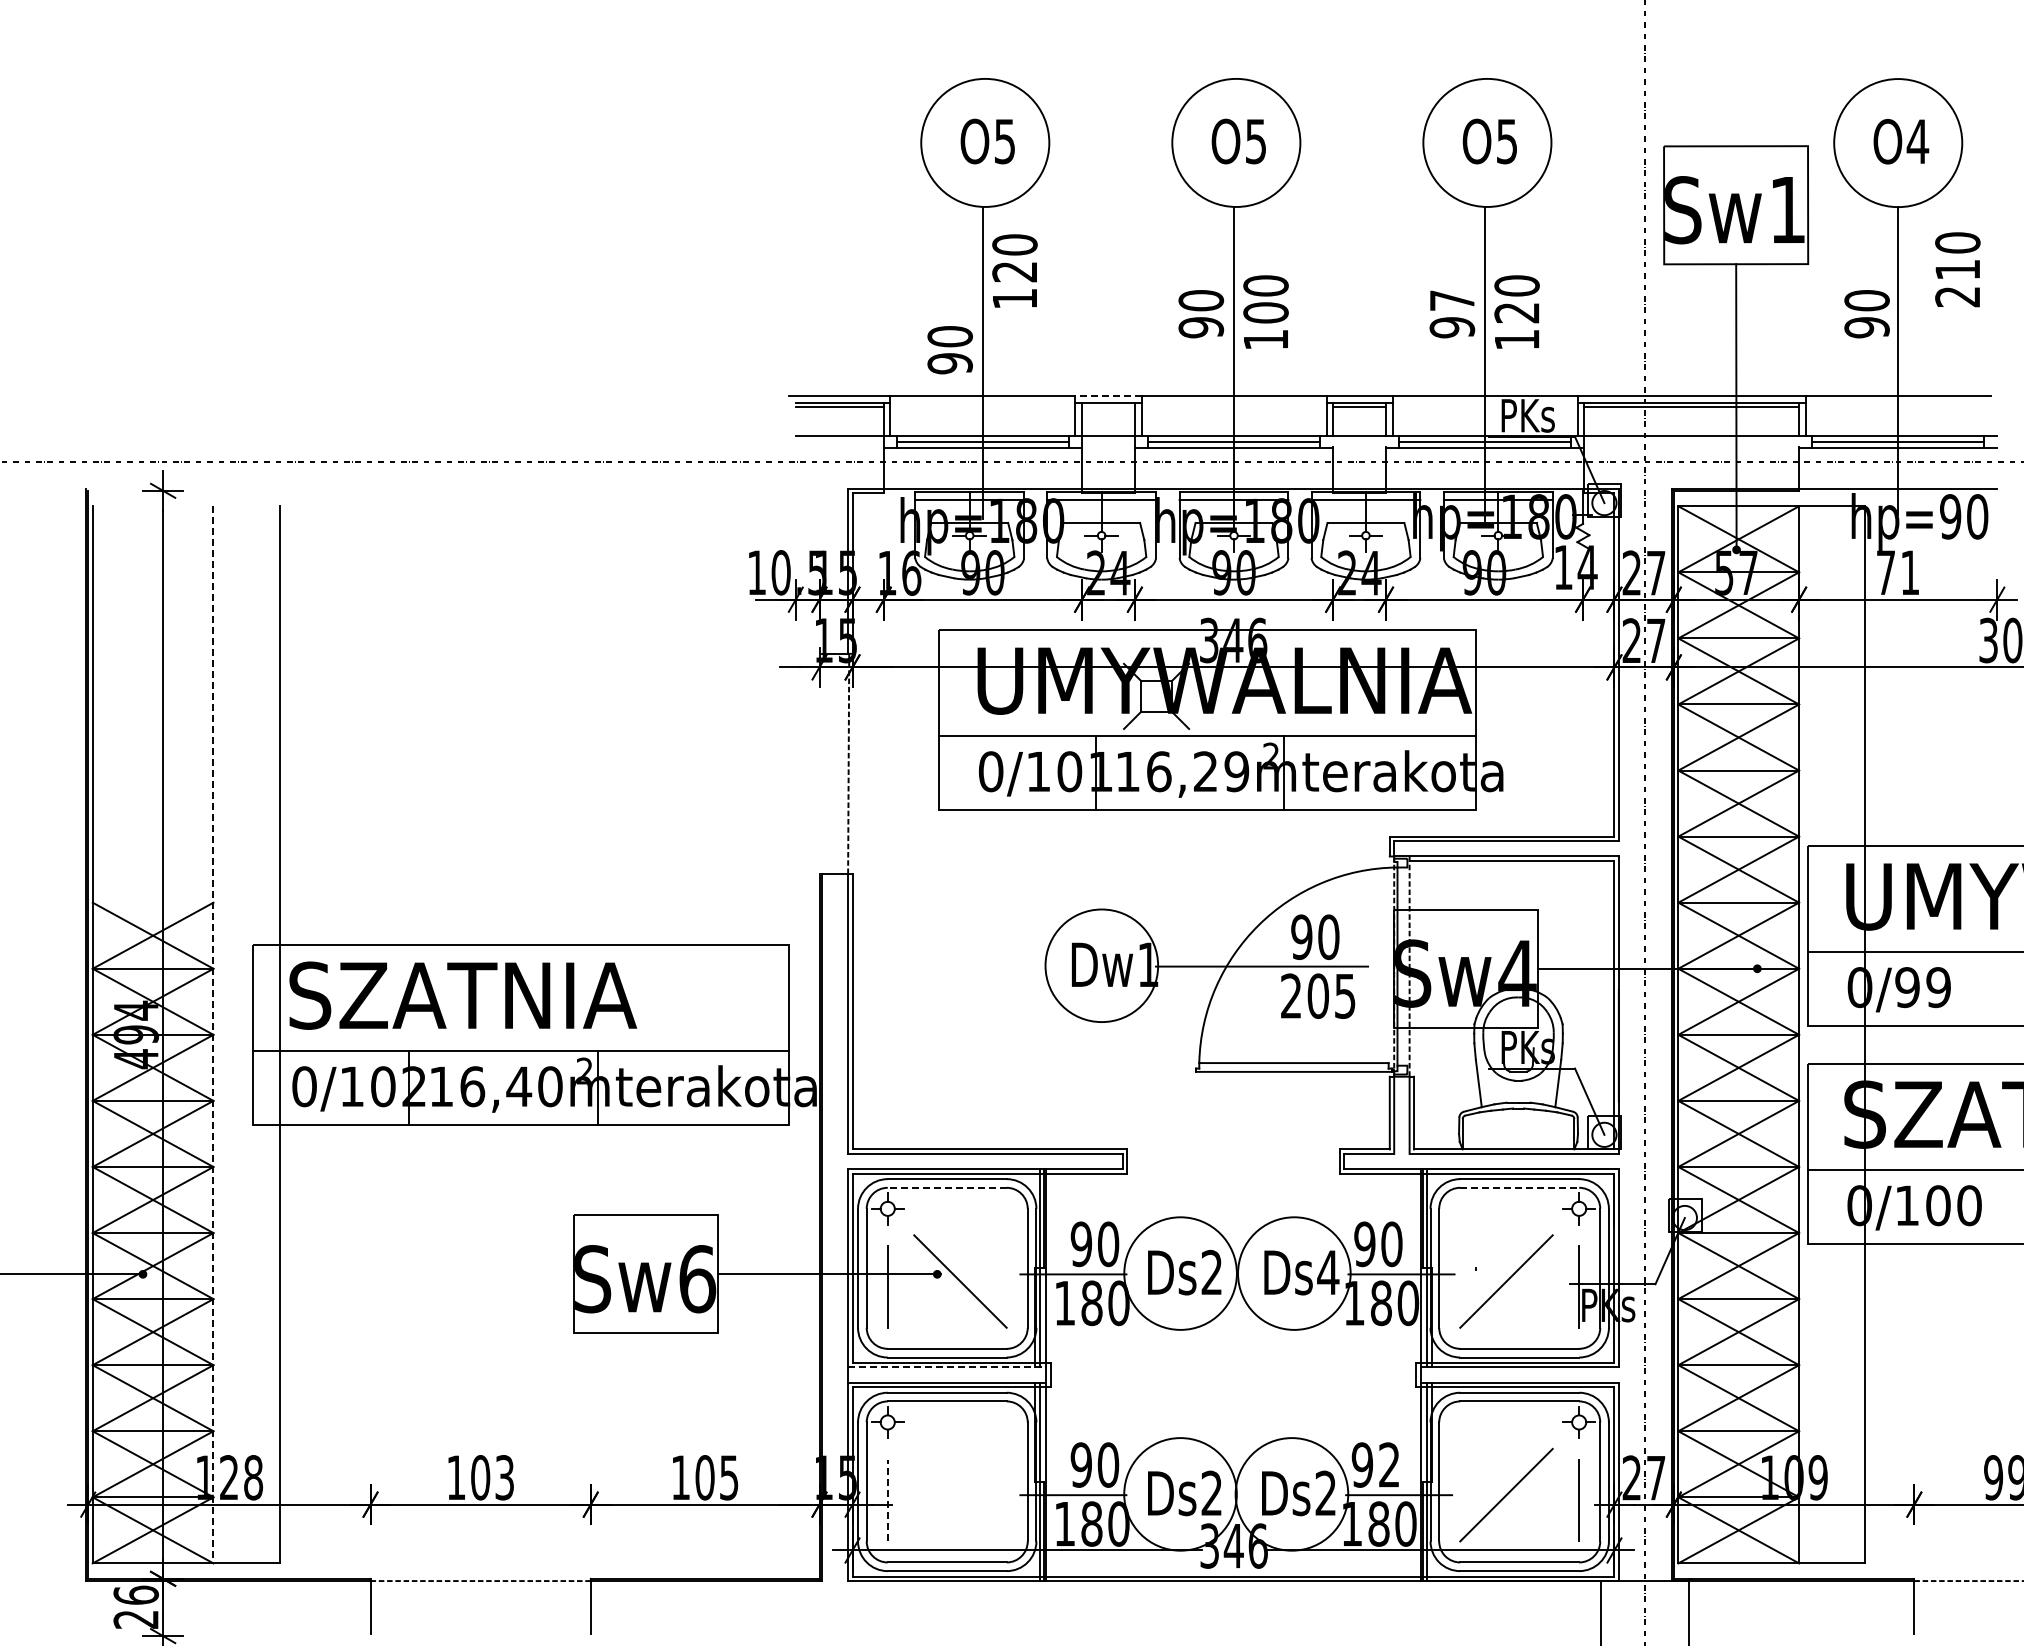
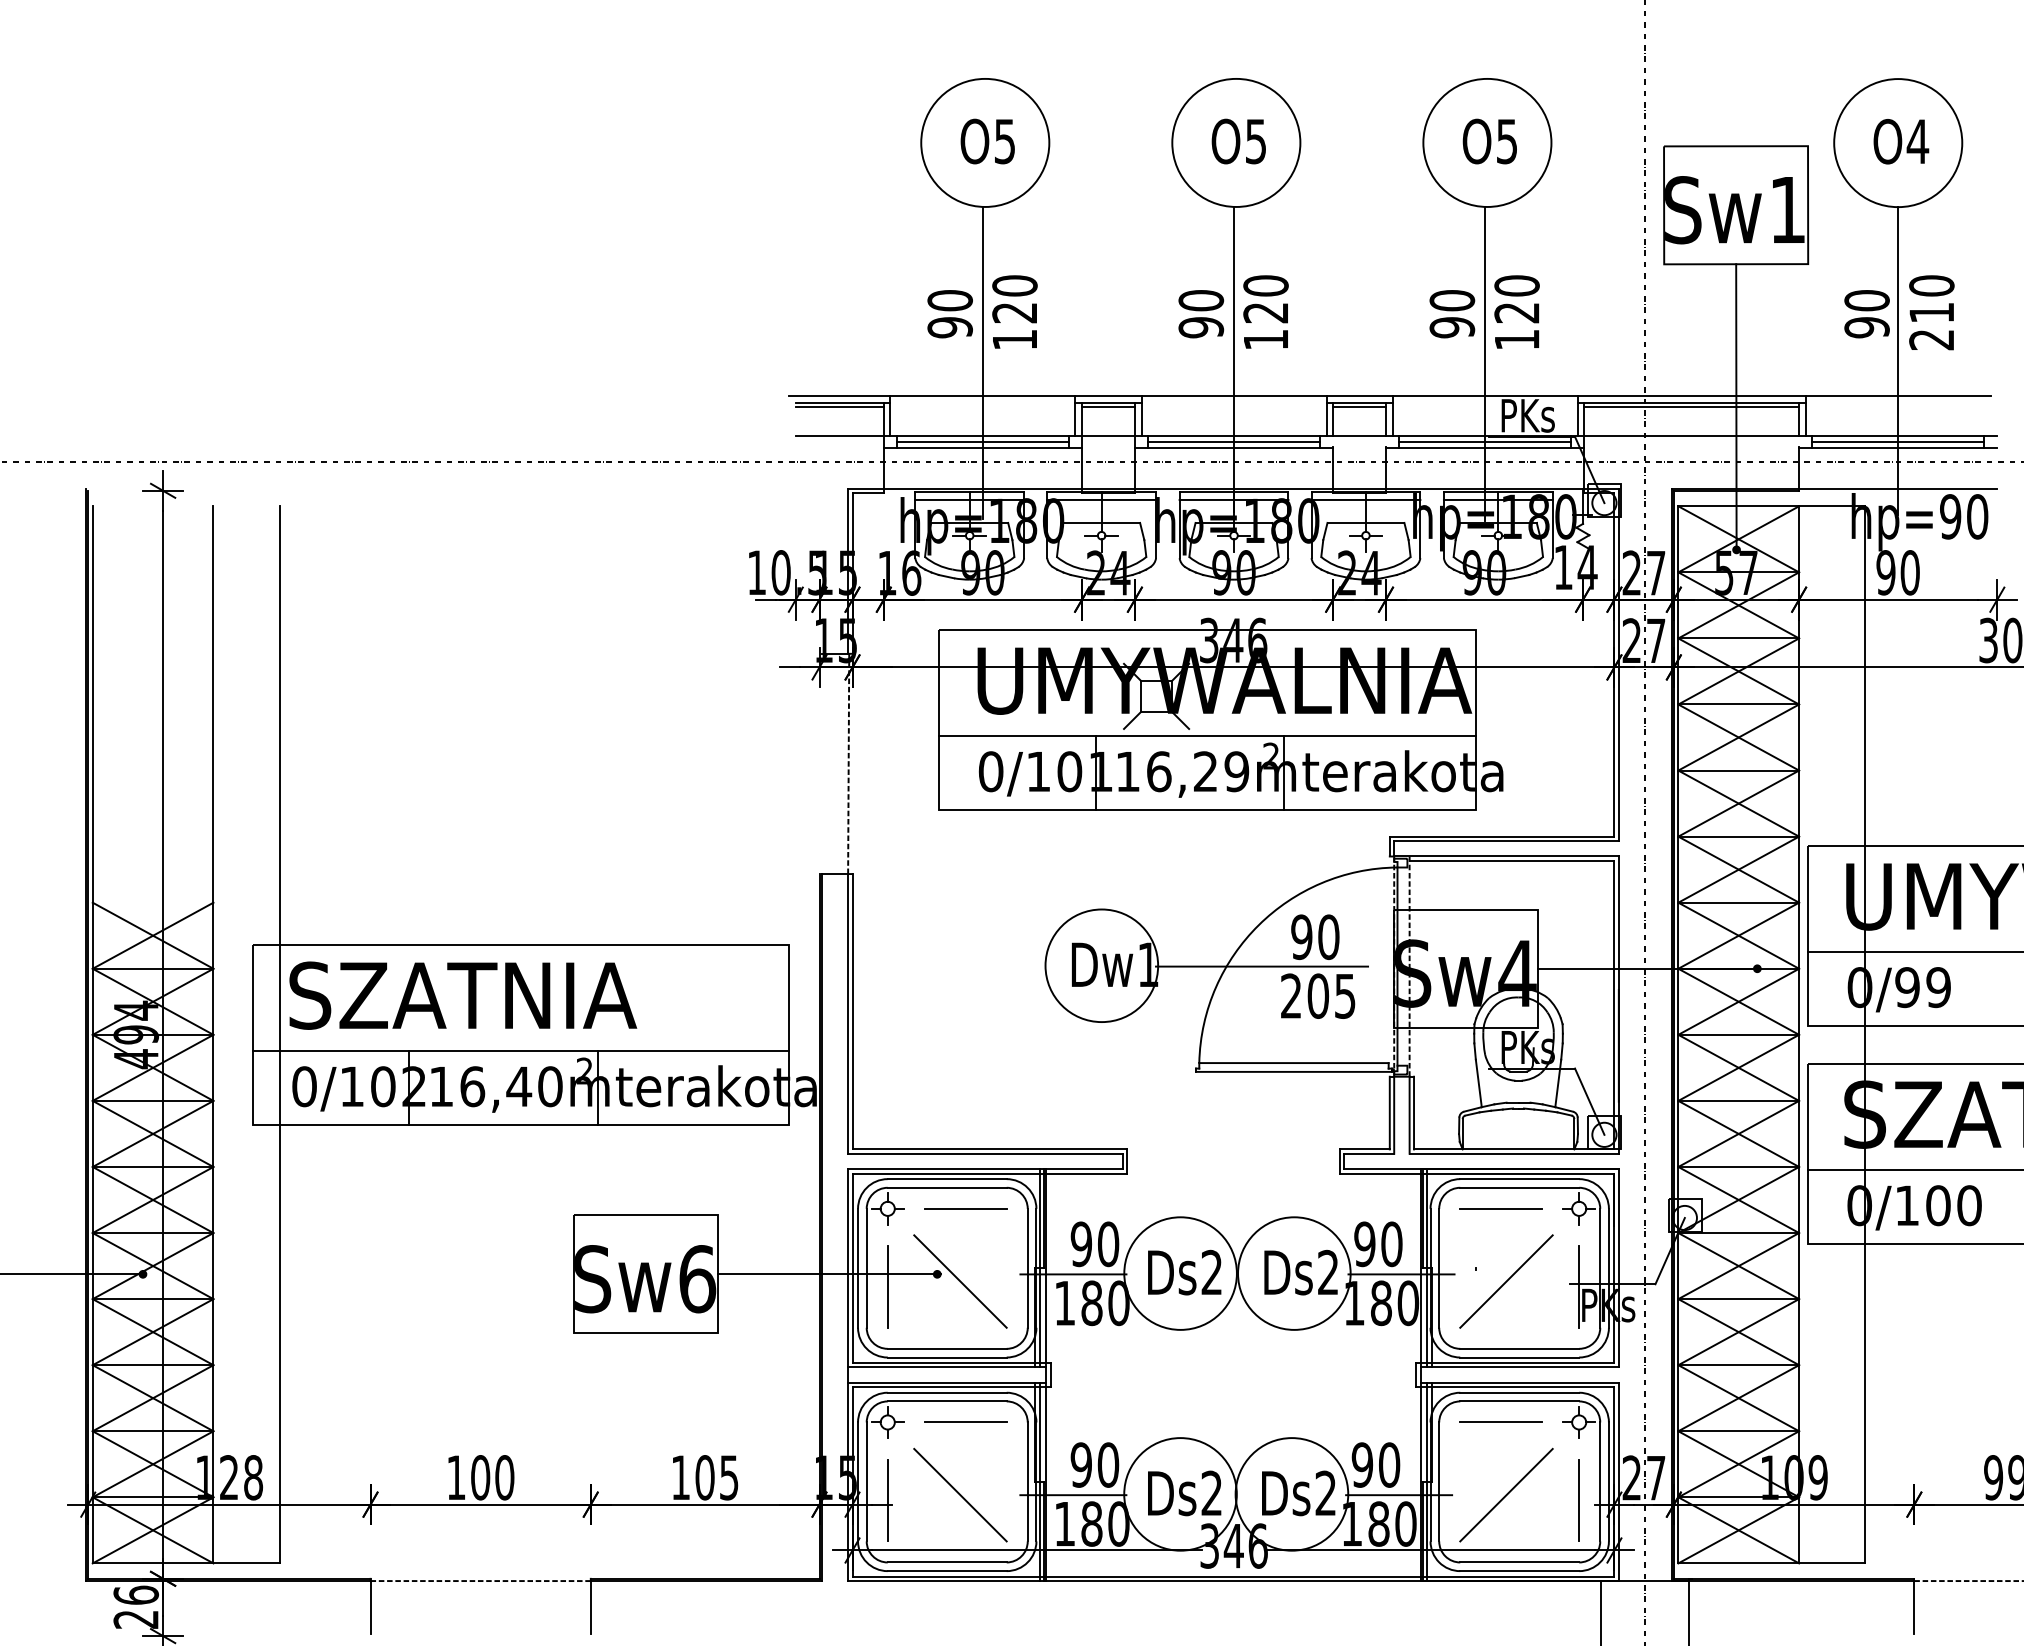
text position: (1957, 269) -> (1931, 312) (1931, 312)
text position: (1014, 270) -> (1014, 311) (1014, 311)
text: 97 -> 90 (1452, 300)
text: 100 -> 120 (1265, 312)
text position: (949, 350) -> (949, 314) (949, 314)
line: dashed -> solid (1108, 396)
line: none -> present (1108, 407)
text: 71 -> 90 (1897, 572)
line: dashed -> solid (213, 1034)
line: dashed -> solid (946, 1187)
line: dashed -> solid (1520, 1187)
line: none -> present (965, 1208)
line: none -> present (1500, 1208)
text: Ds4 -> Ds2 (1328, 1271)
line: dashed -> solid (947, 1367)
line: none -> present (965, 1422)
line: none -> present (1500, 1422)
text: 92 -> 90 (1389, 1464)
text: 103 -> 100 (504, 1477)
line: none -> present (960, 1494)
line: dashed -> solid (887, 1500)
